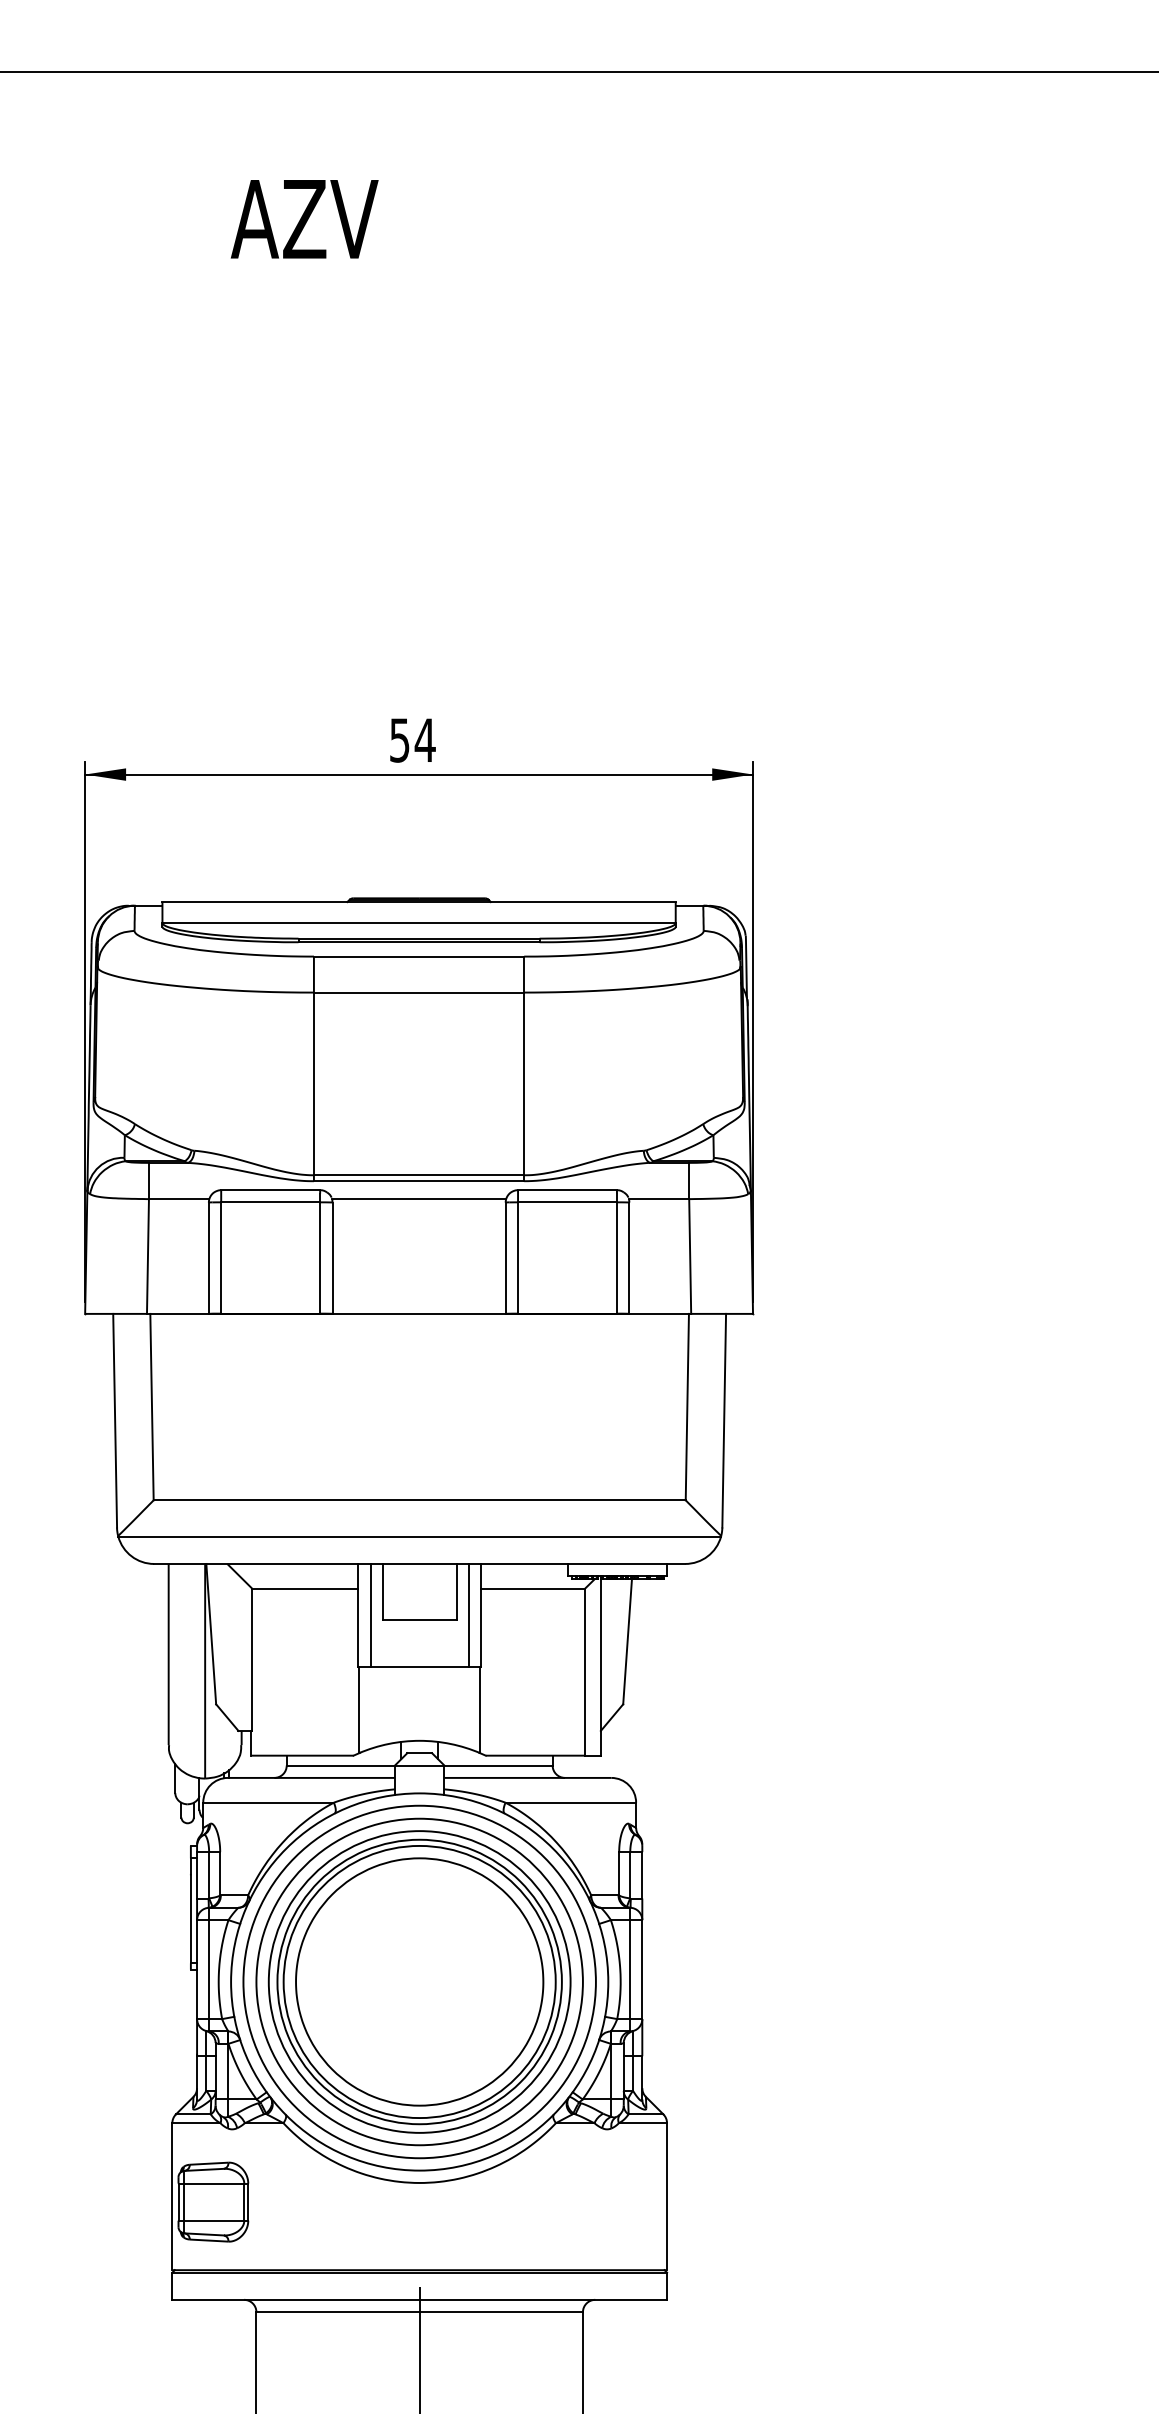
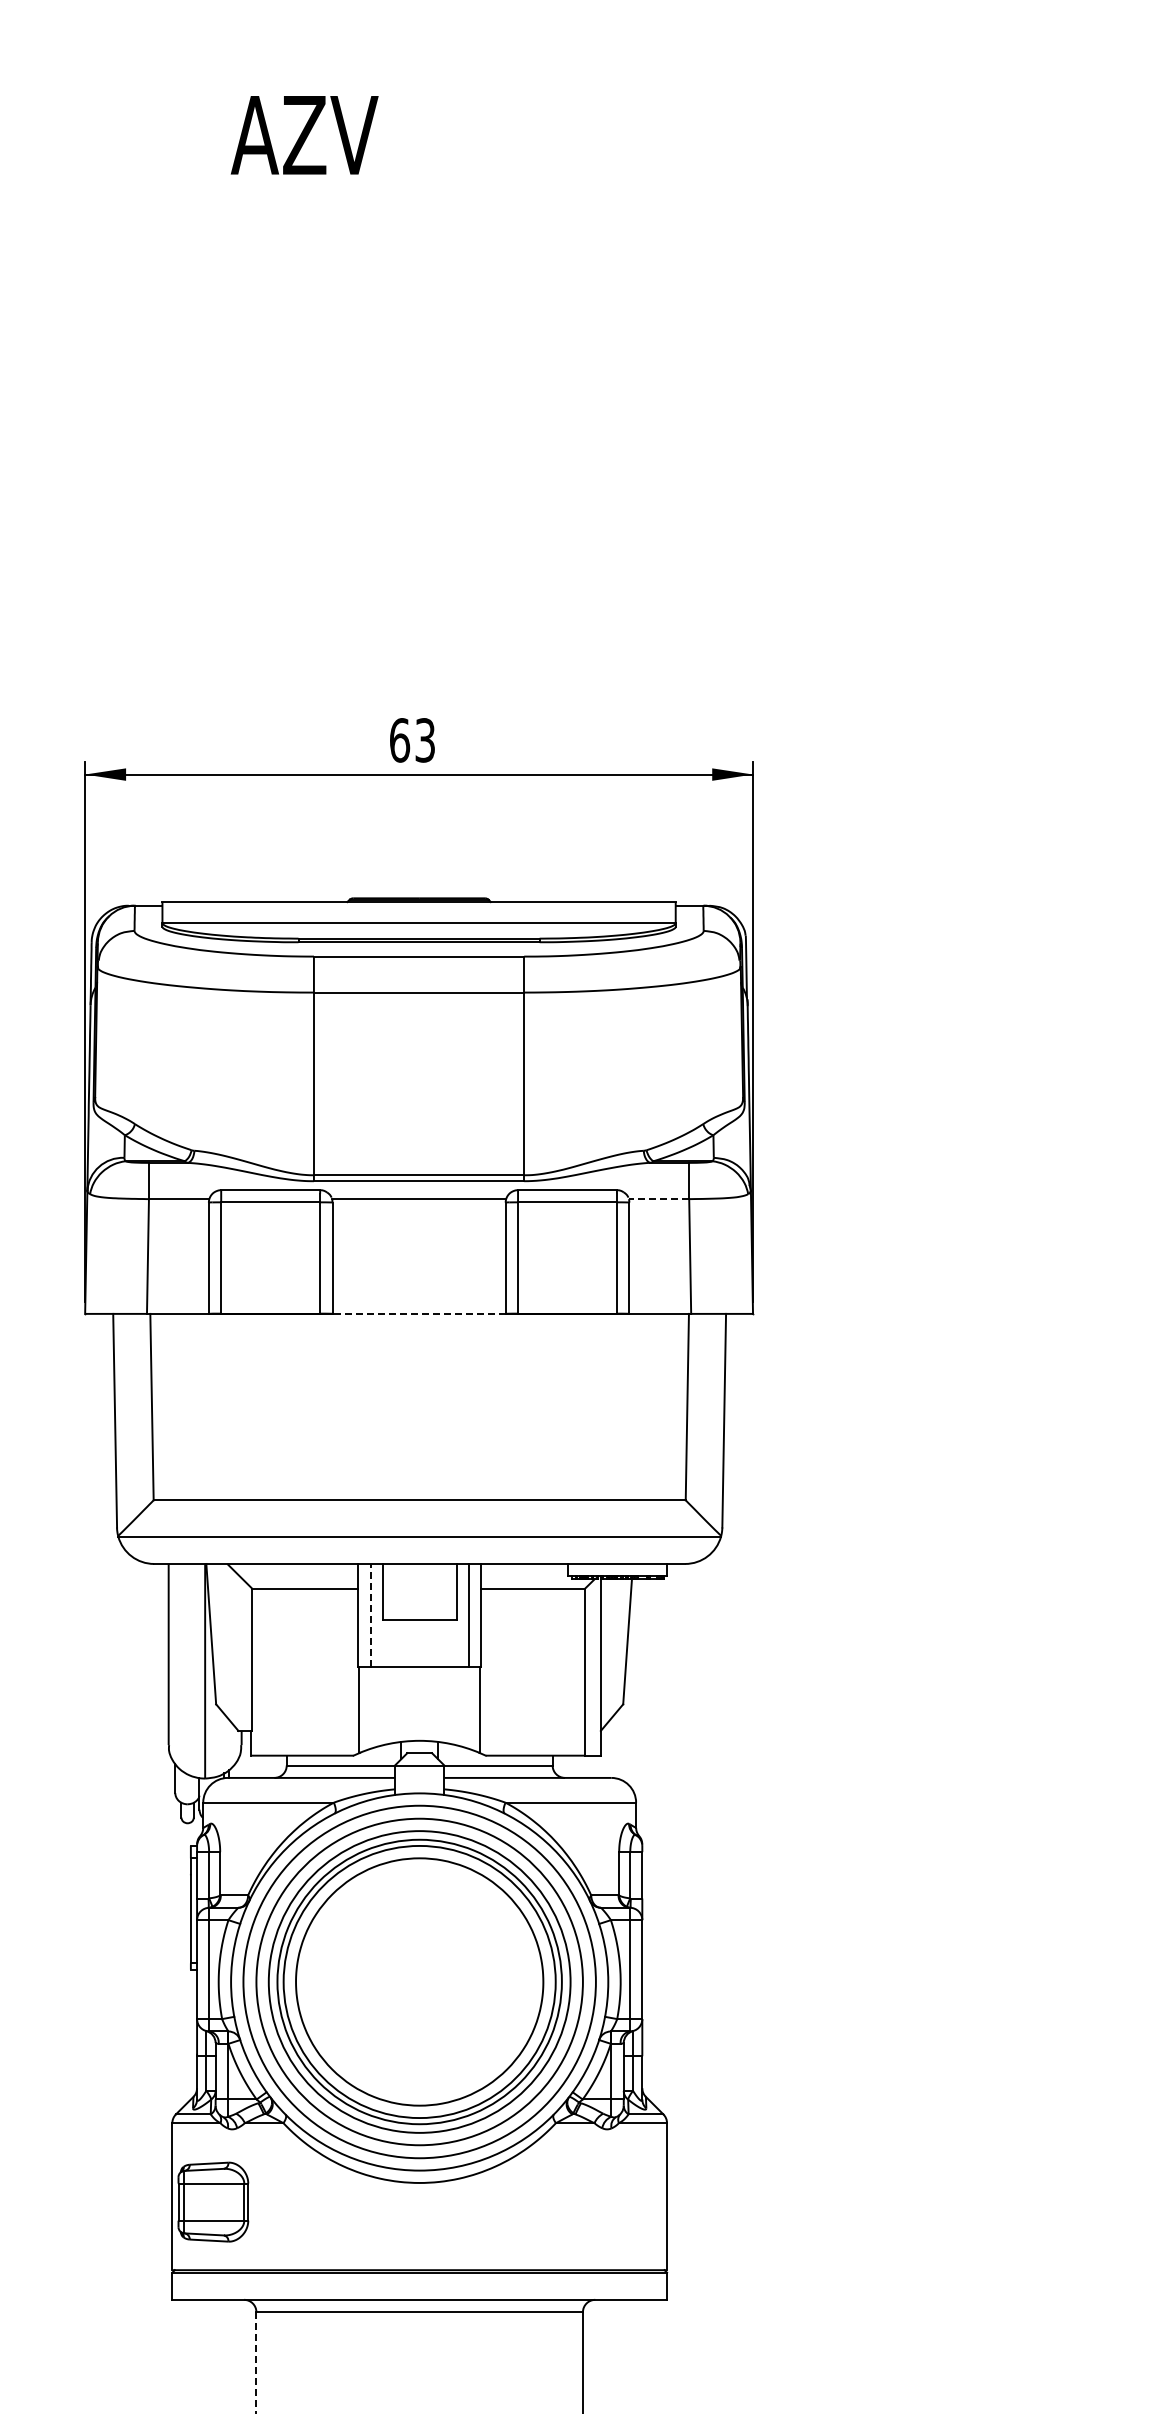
line: present -> none (578, 72)
text position: (304, 219) -> (304, 135) (304, 135)
text: 54 -> 63 (412, 740)
line: solid -> dashed (658, 1199)
line: solid -> dashed (419, 1313)
line: solid -> dashed (370, 1614)
line: present -> none (419, 2348)
line: solid -> dashed (256, 2362)
